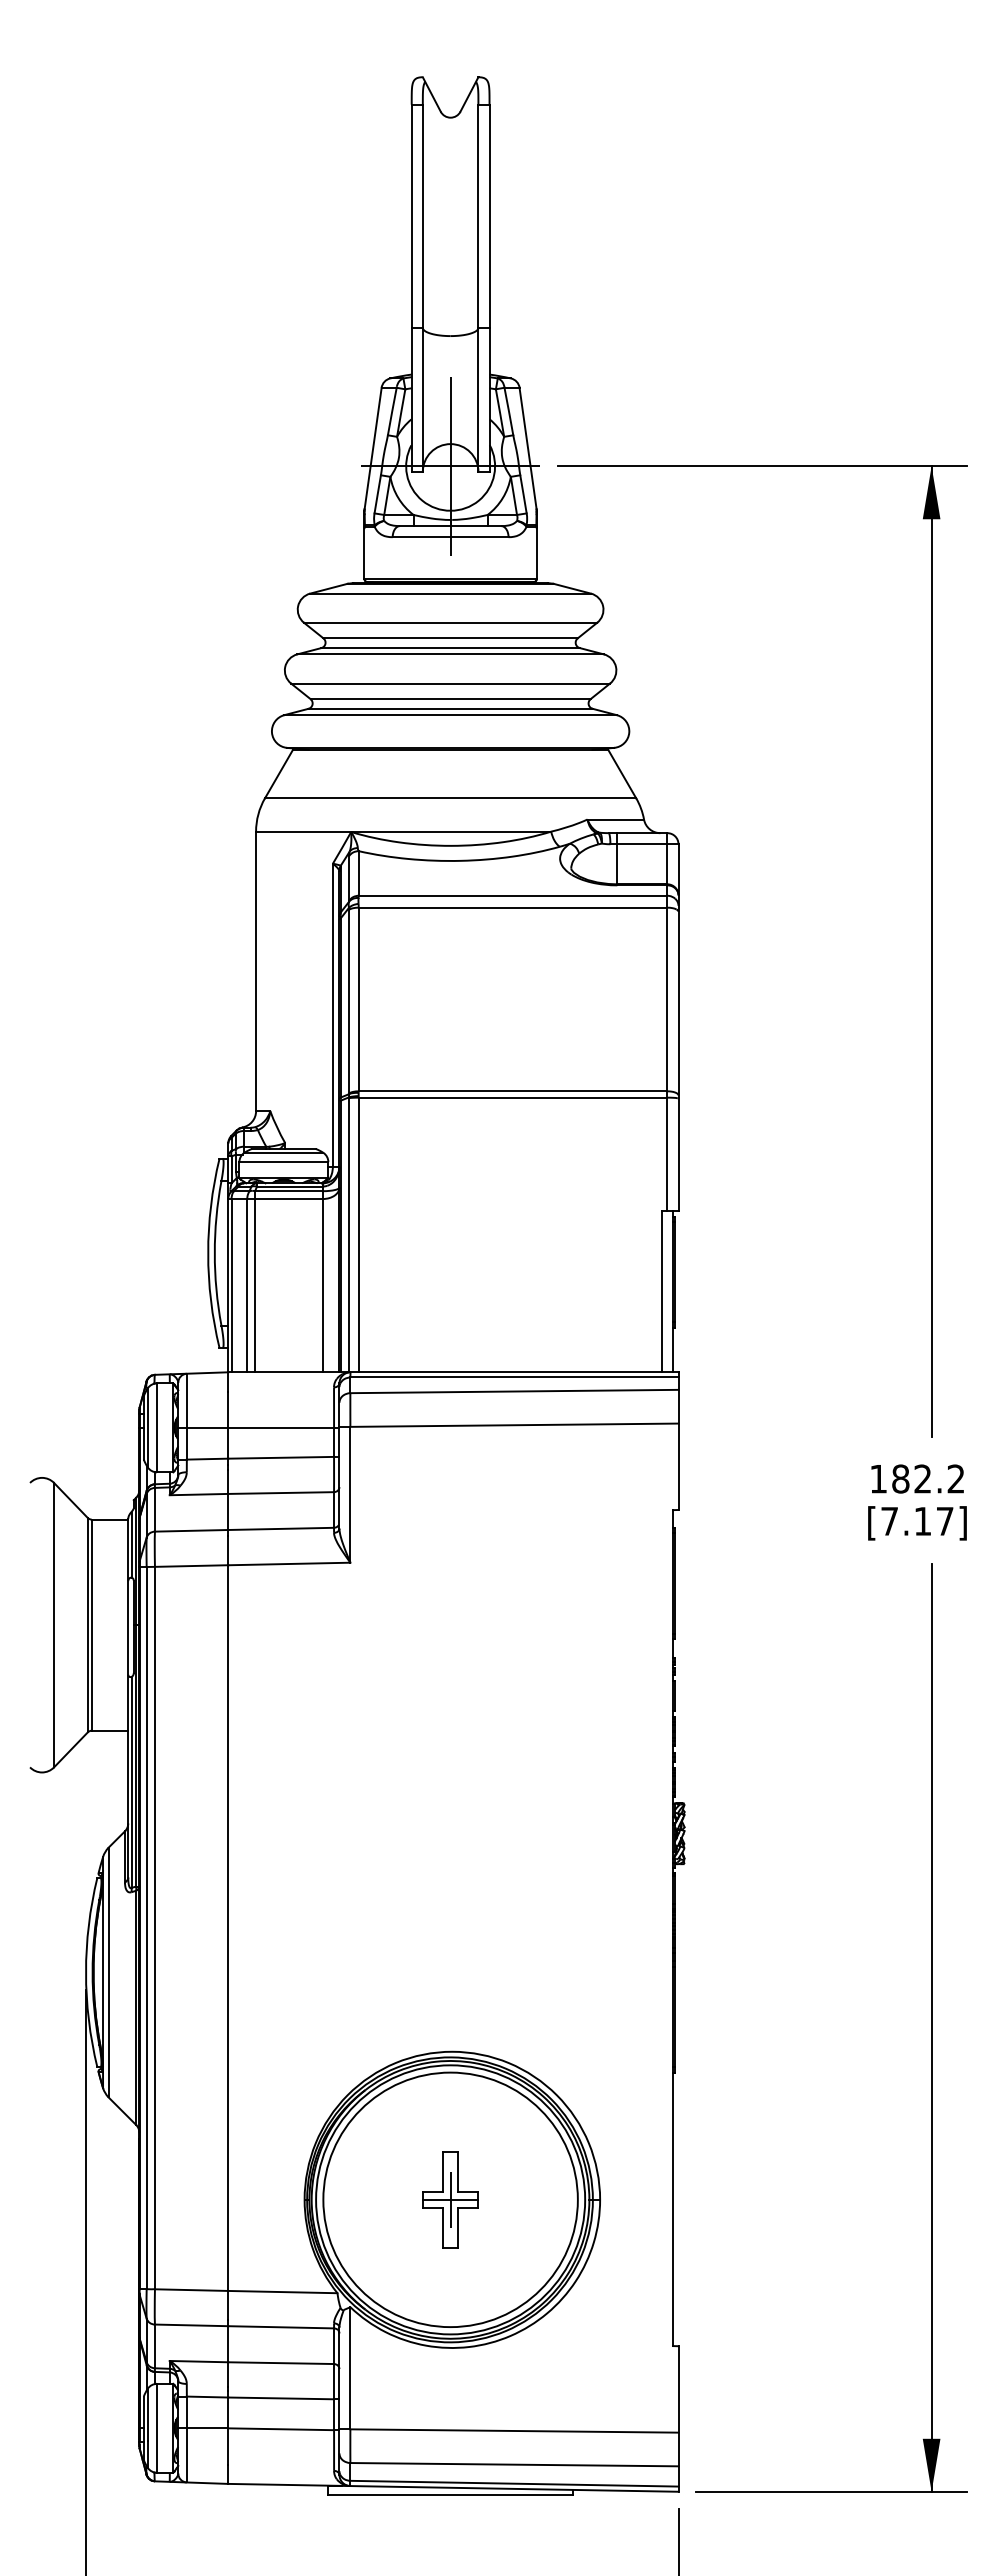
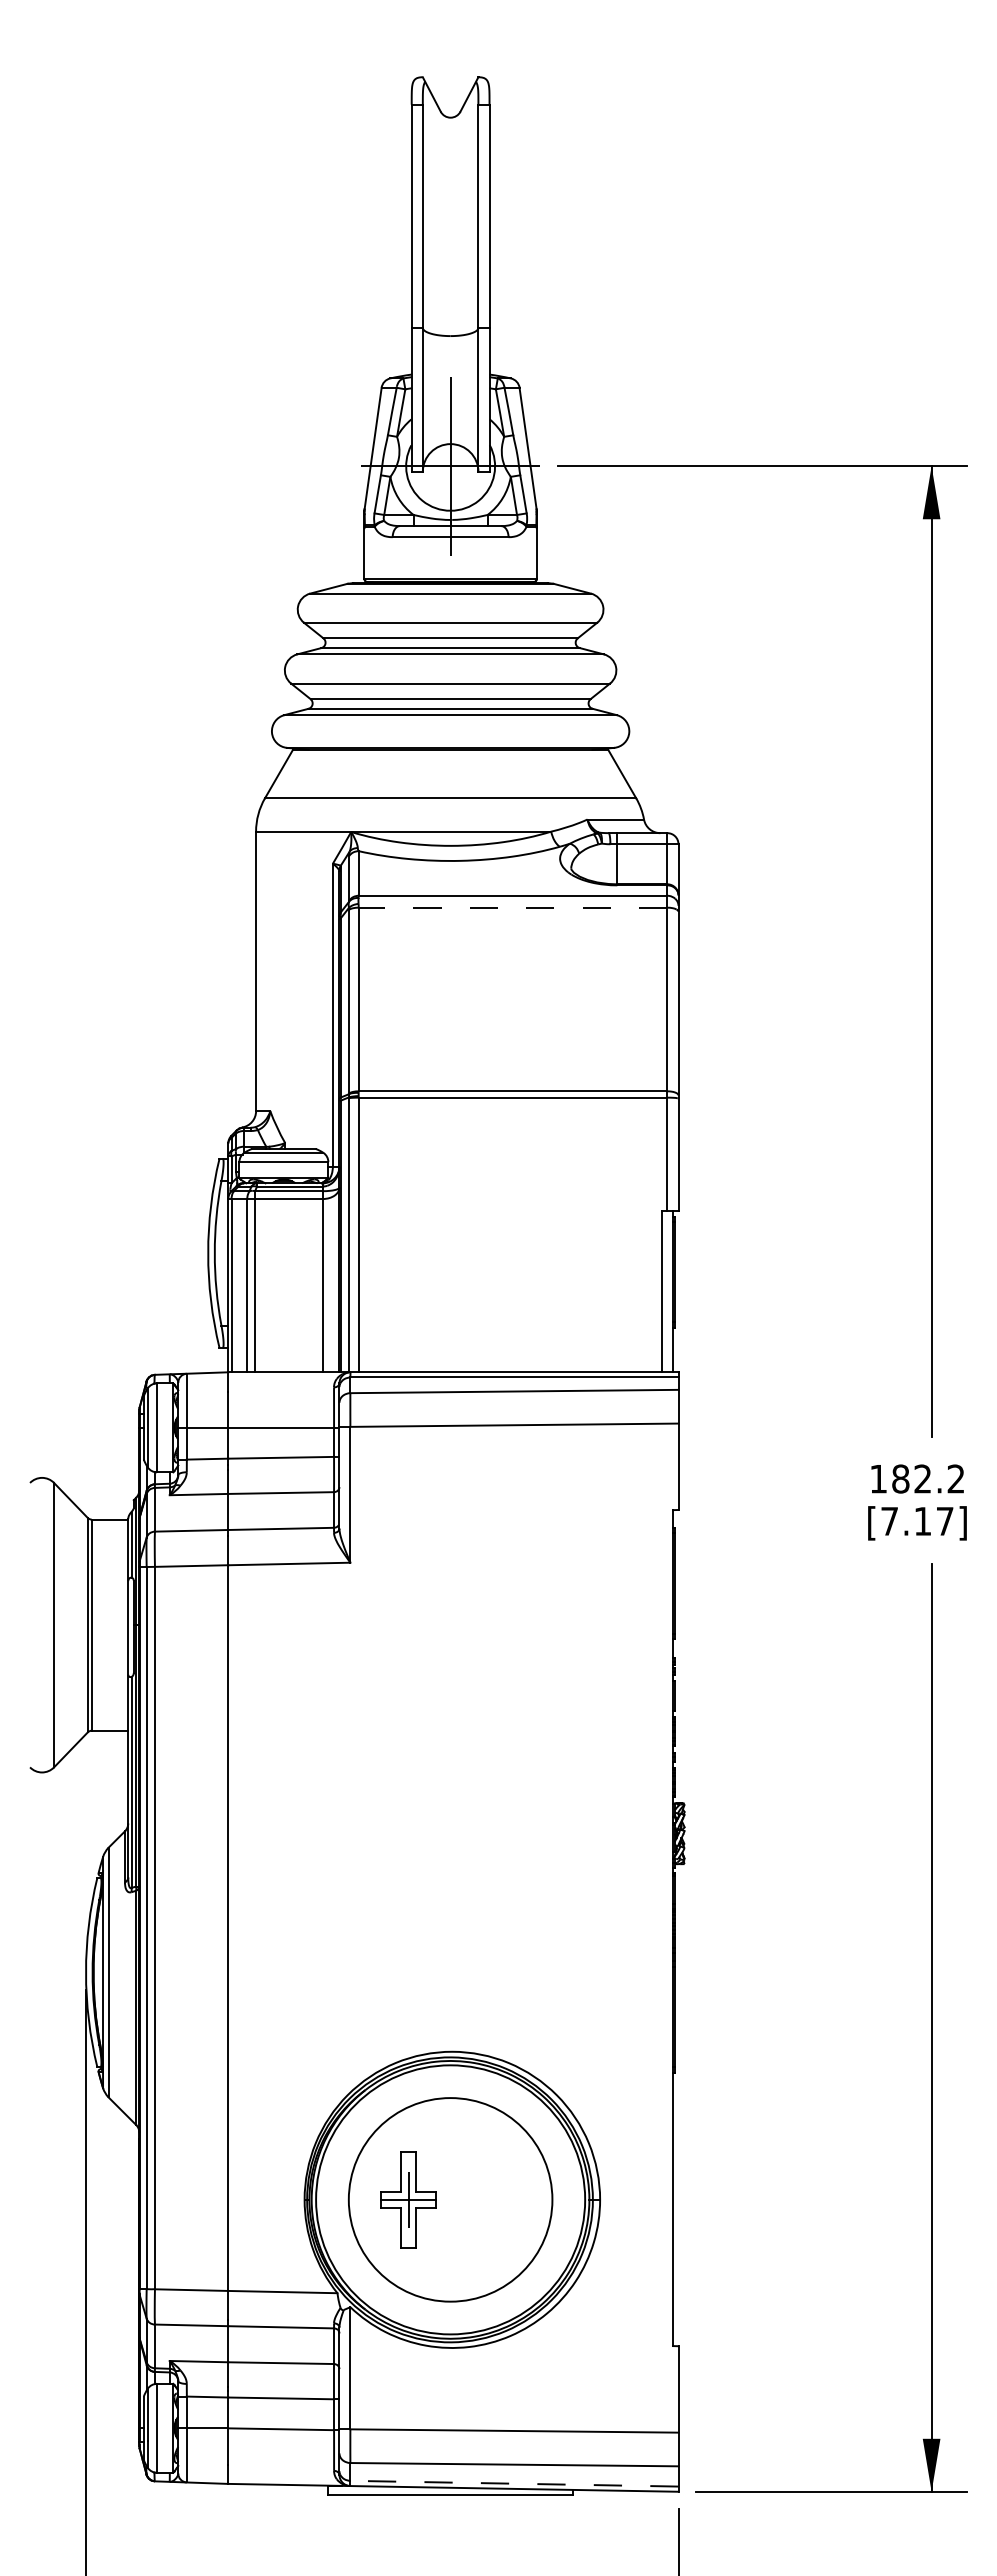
line: solid -> dashed (512, 907)
circle diameter: 255 px -> 204 px (450, 2199)
part position: (450, 2199) -> (408, 2199) (408, 2199)
line: solid -> dashed (513, 2483)
